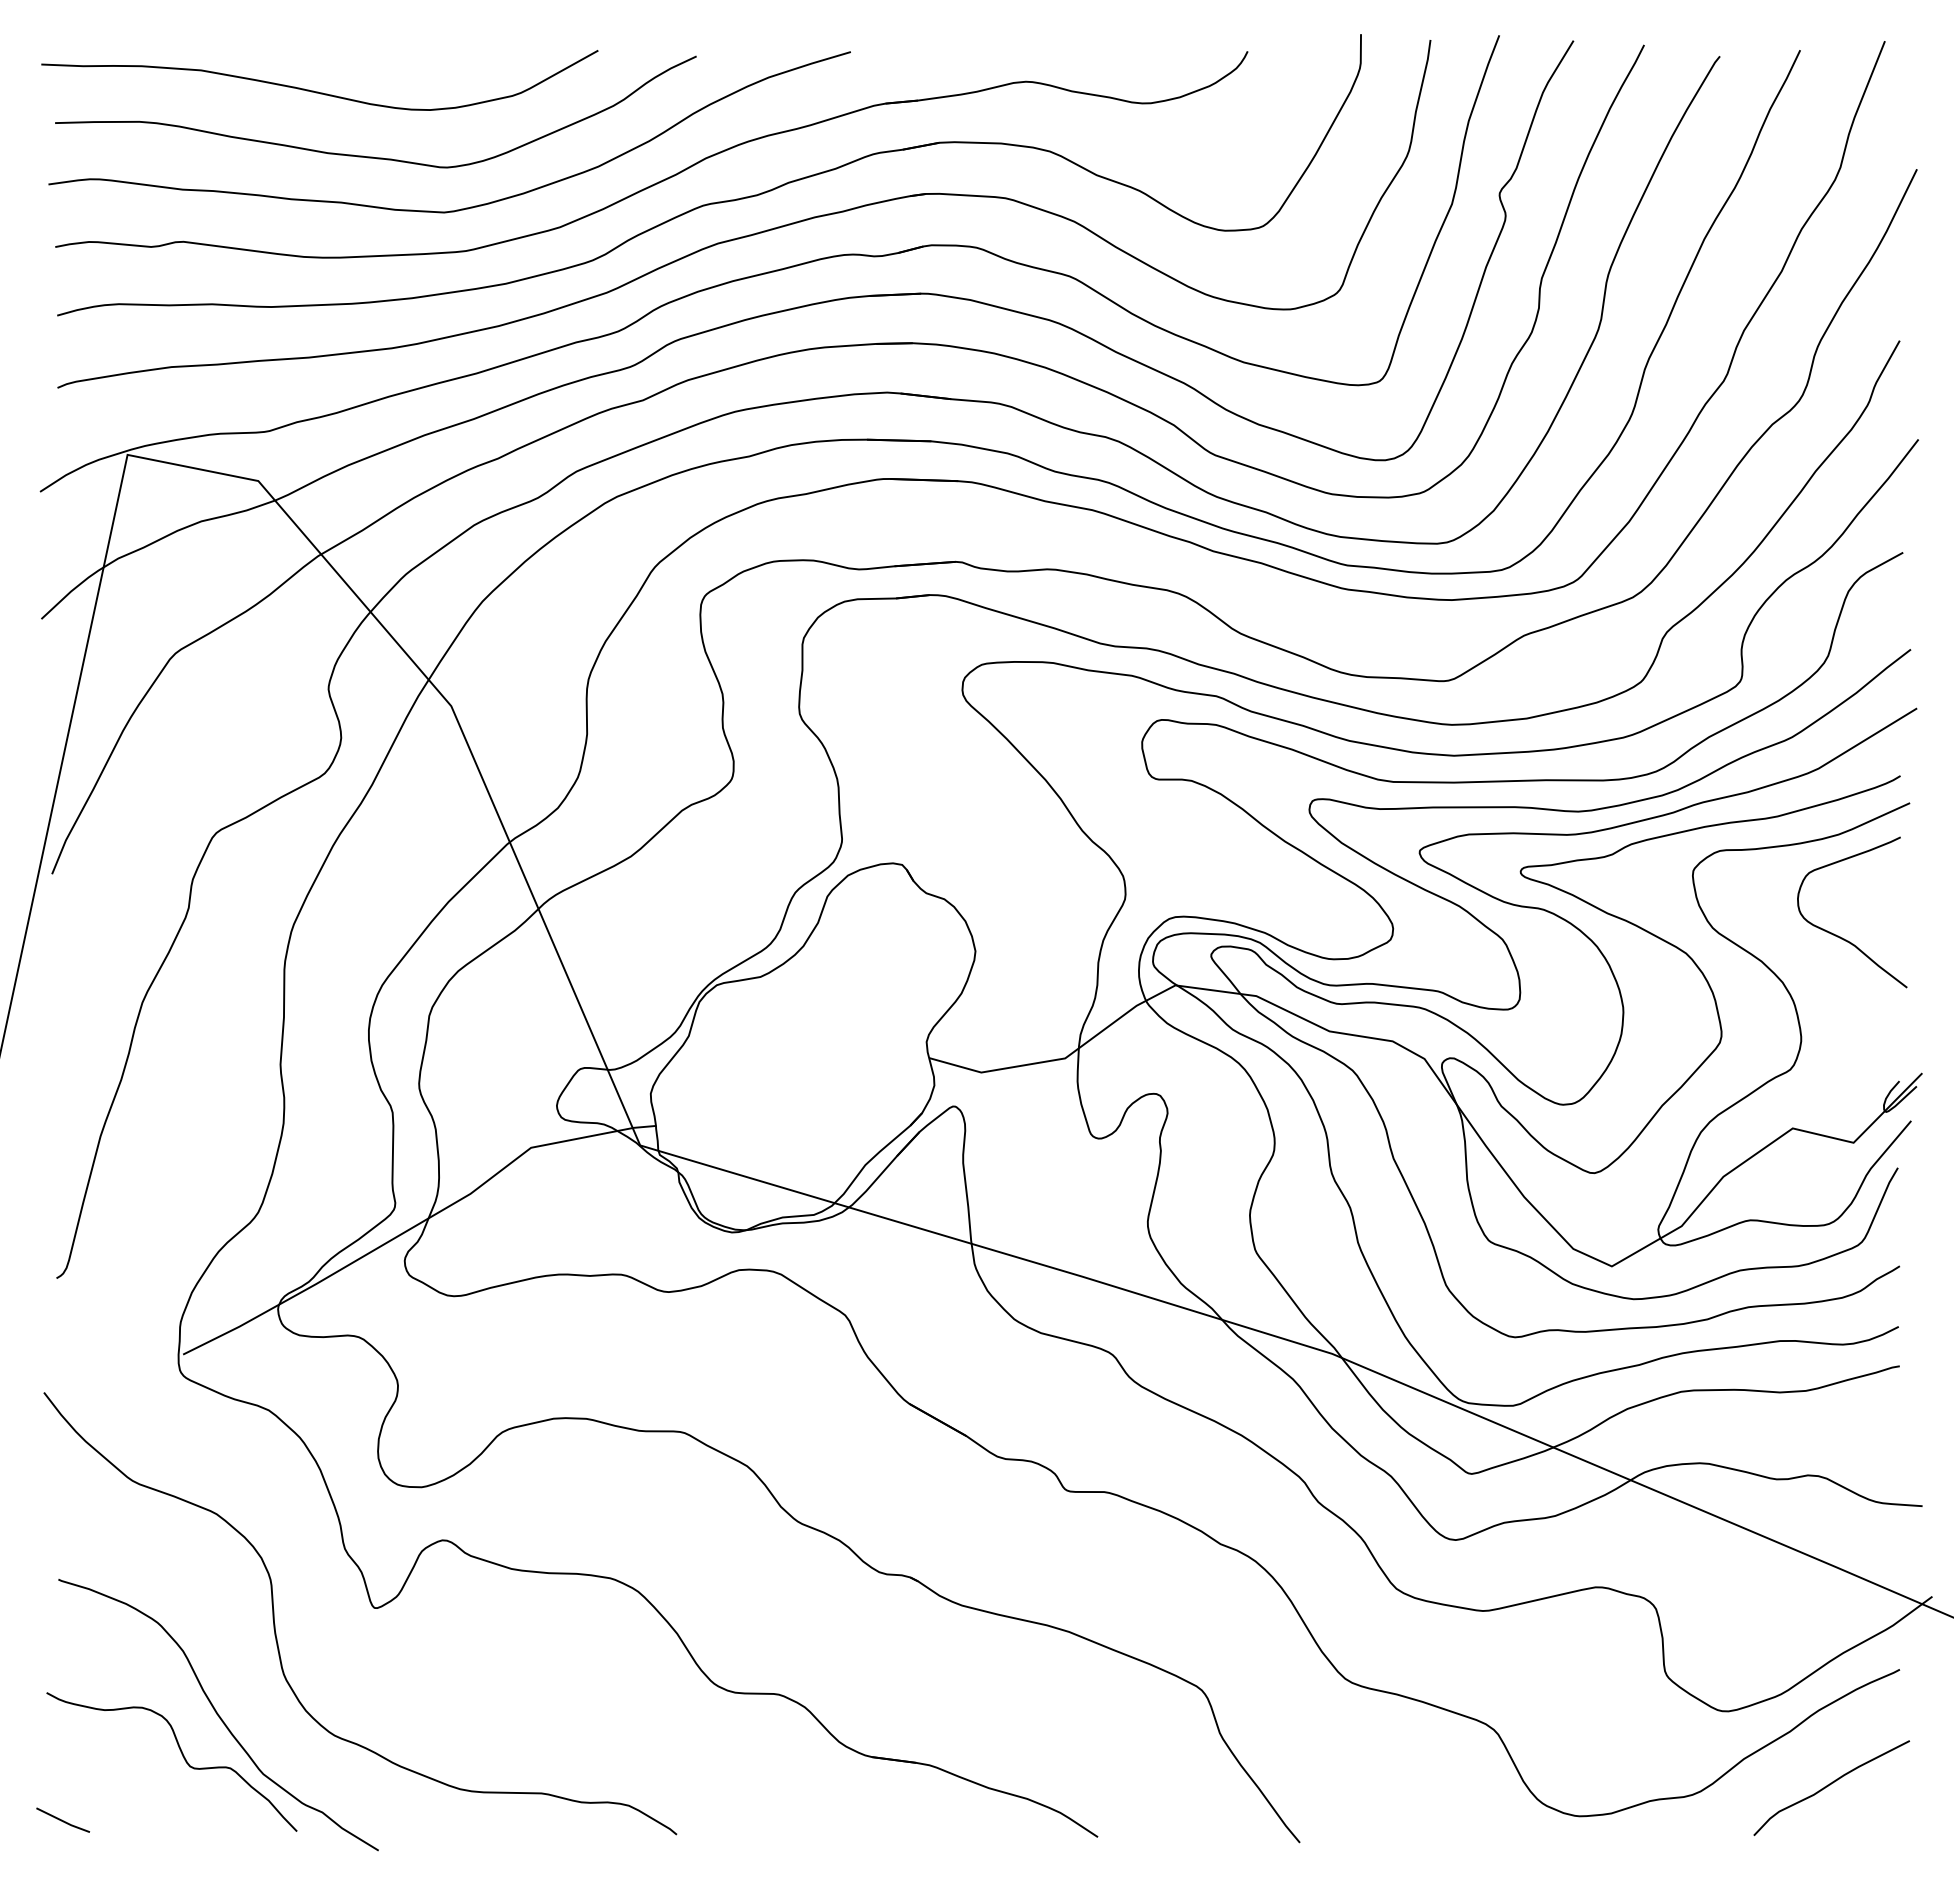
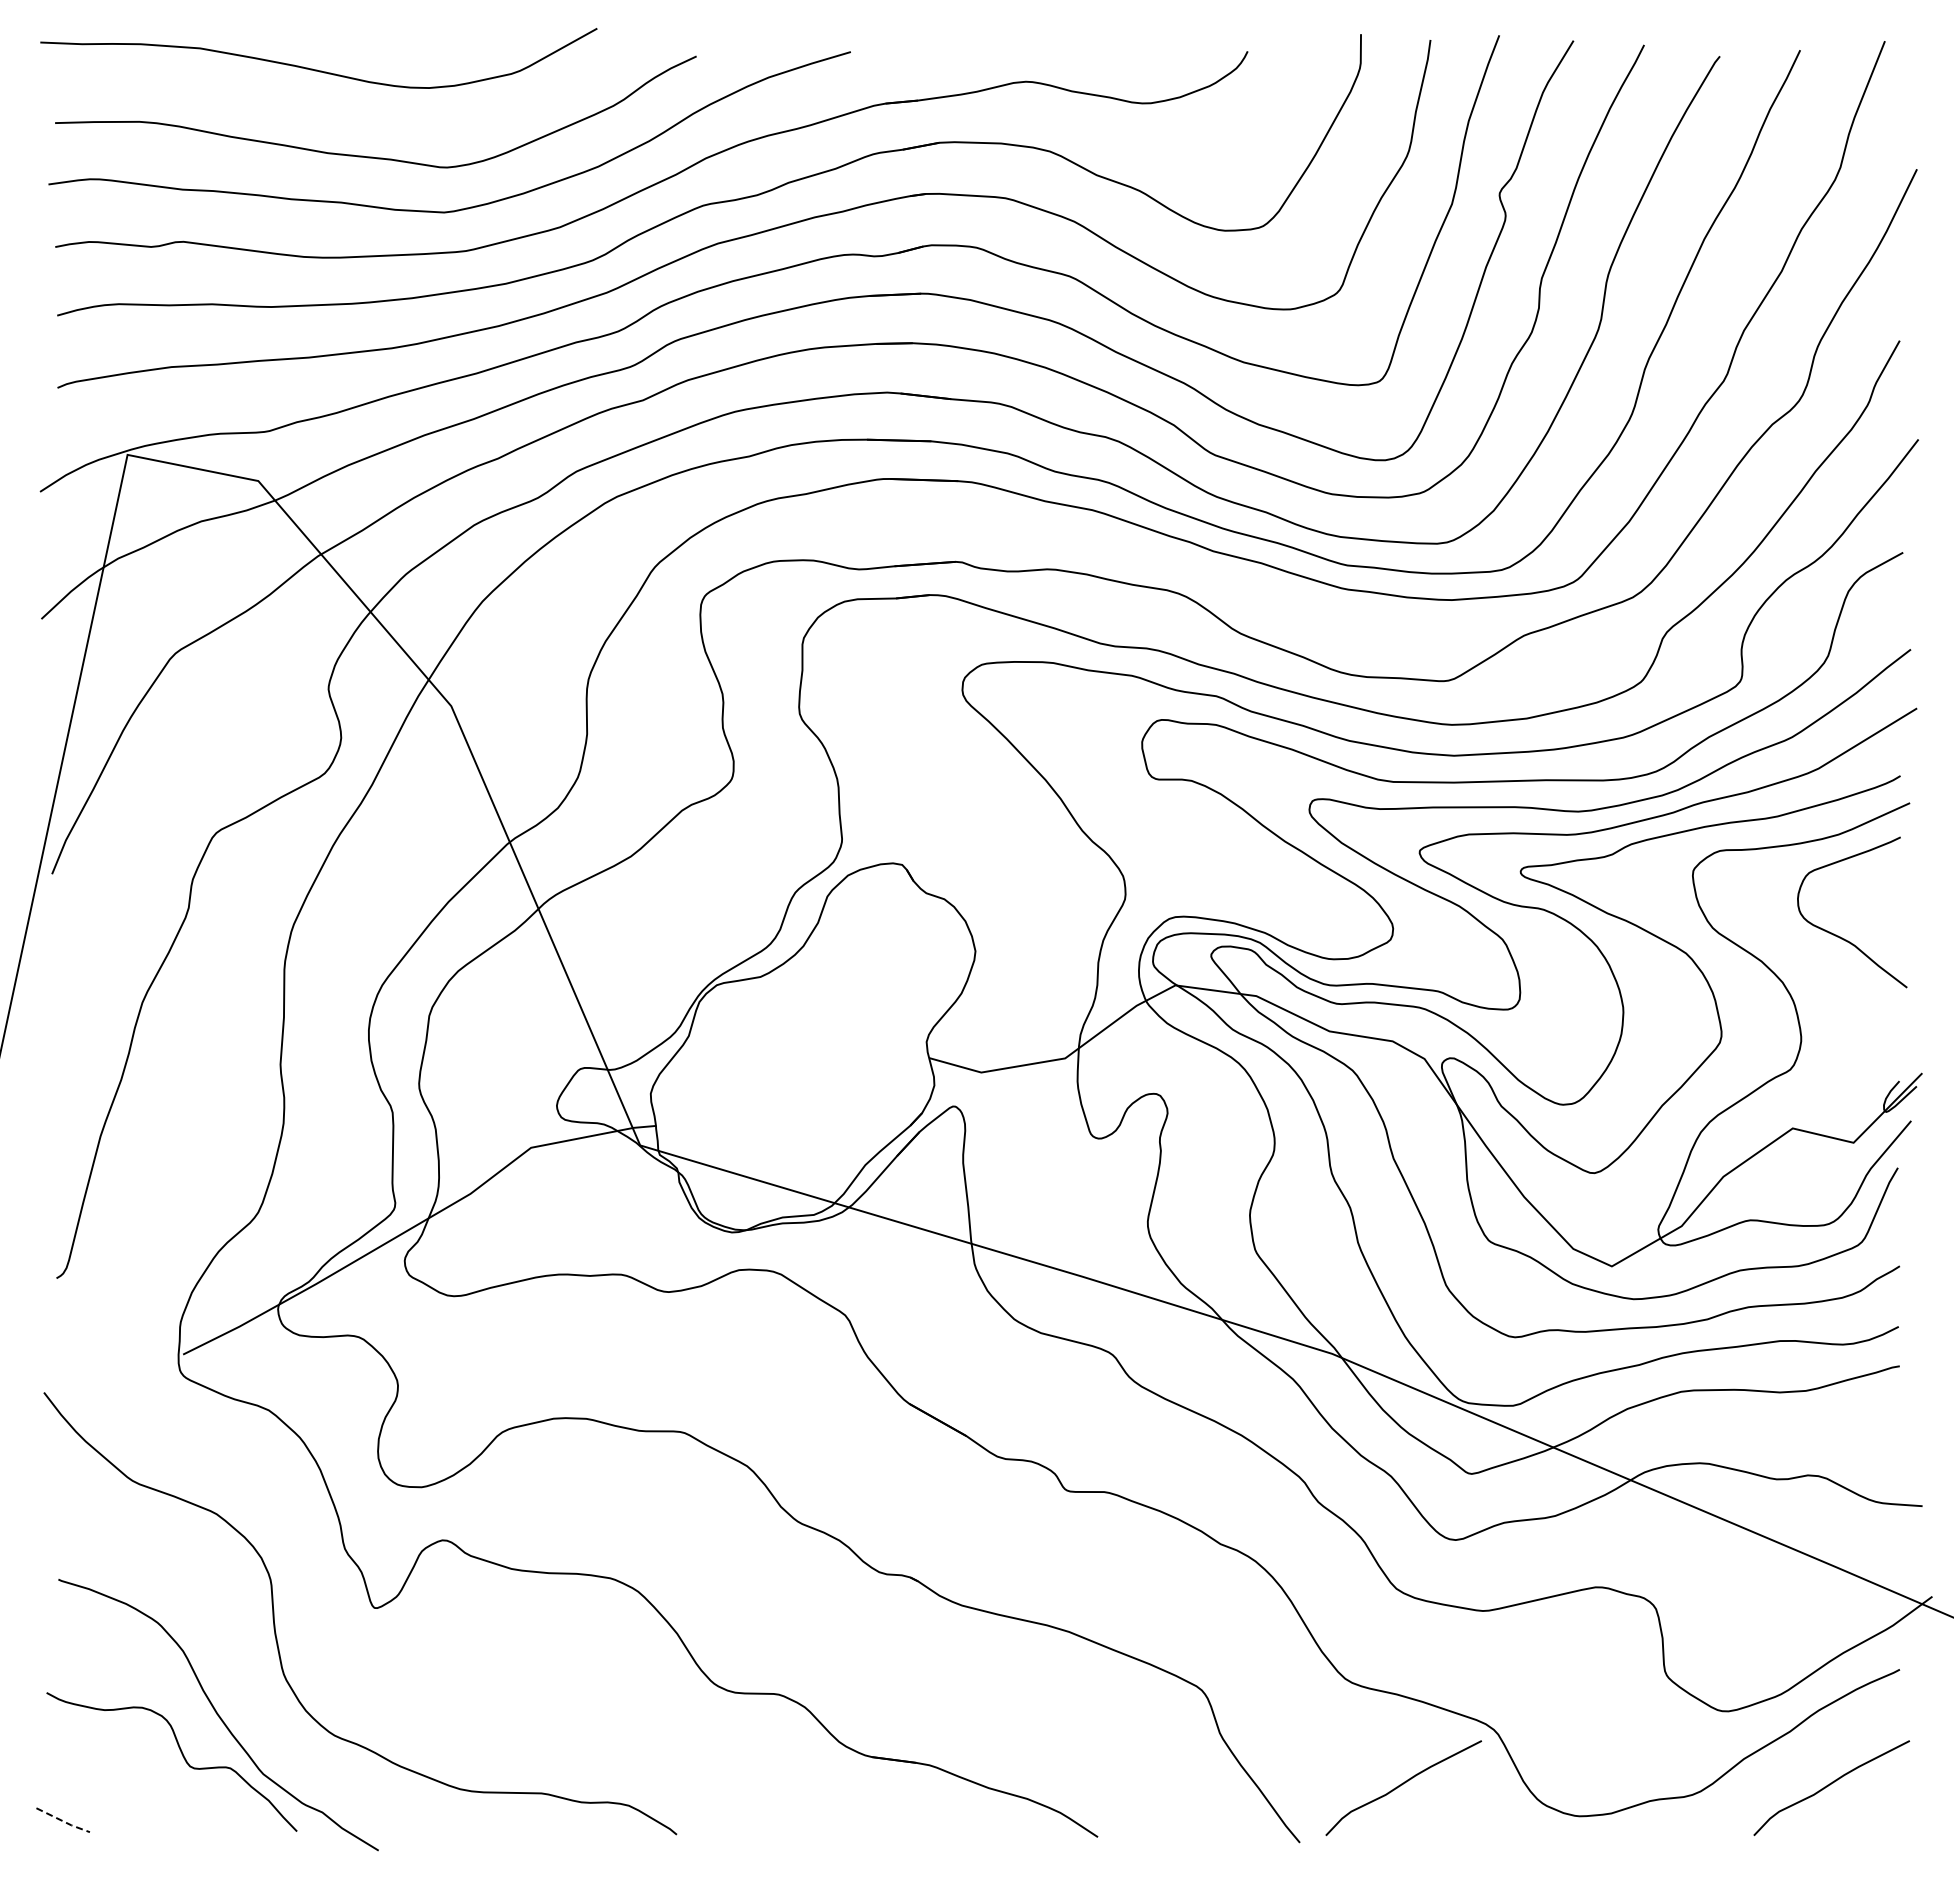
curve position: (318, 91) -> (317, 69) (317, 69)
curve: none -> present (1402, 1785)
line: solid -> dashed (63, 1821)
